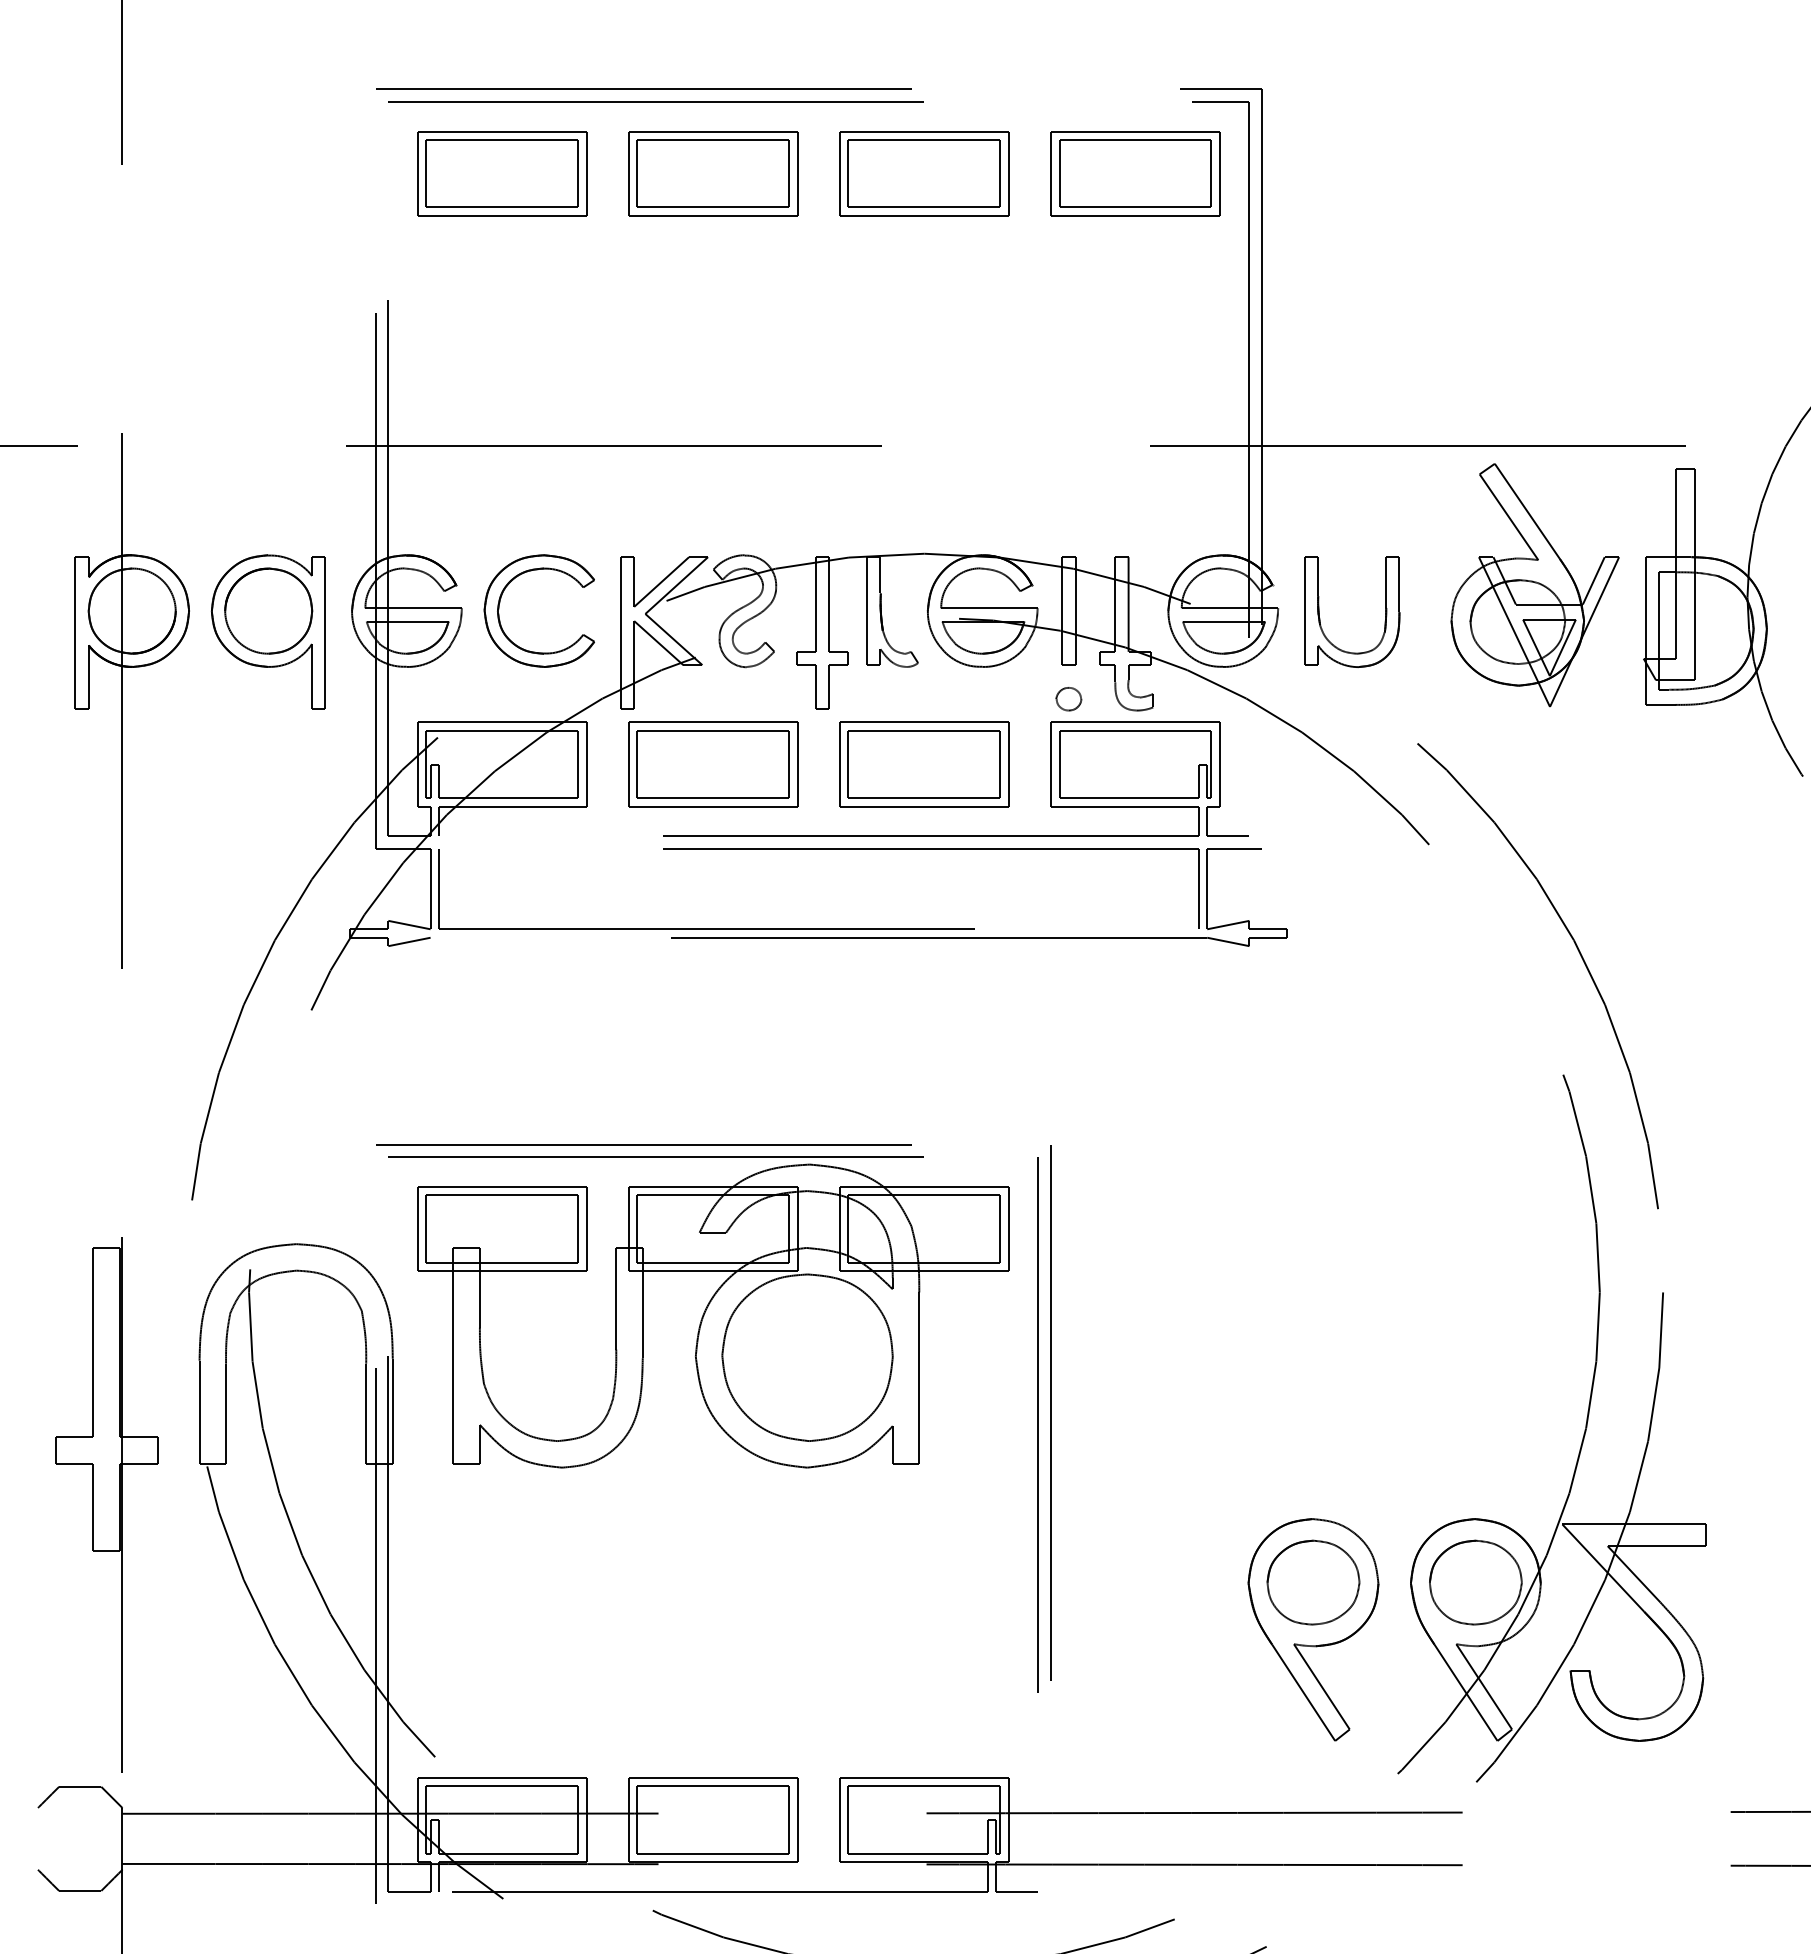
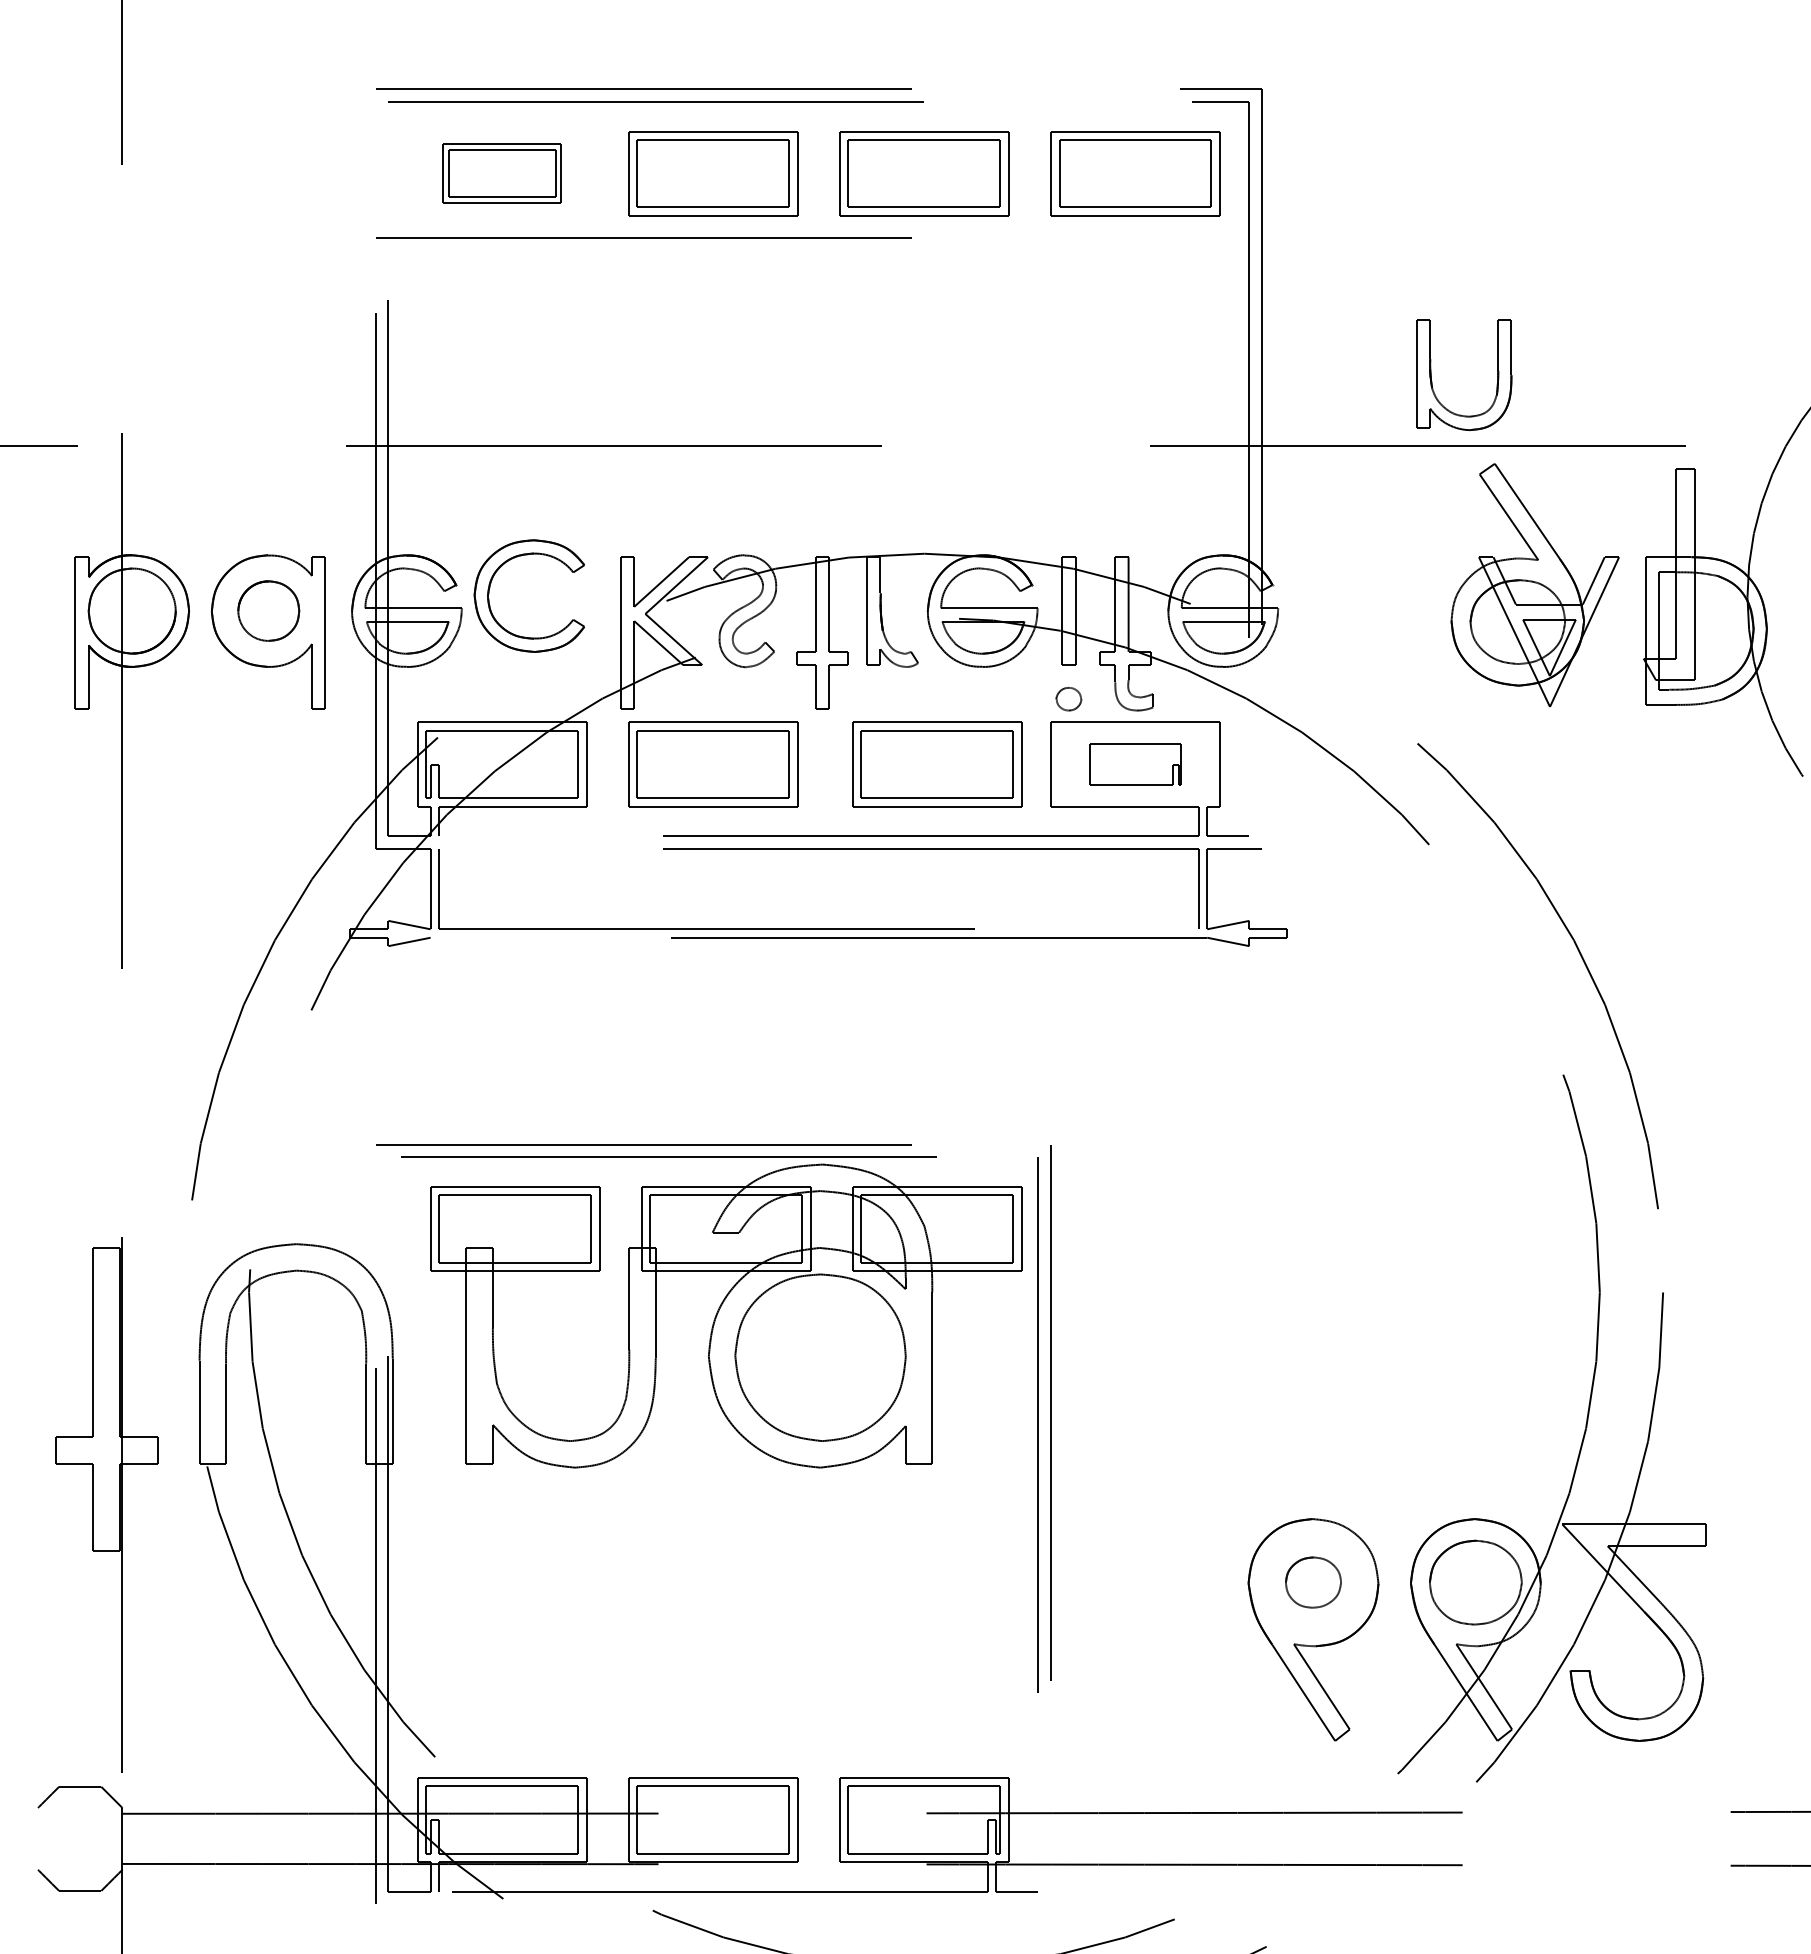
part size: 171x86 px -> 120x61 px (501, 173)
line: none -> present (643, 237)
part position: (500, 602) -> (490, 587) (490, 587)
part size: 90x88 px -> 64x62 px (268, 610)
part position: (1320, 618) -> (1432, 381) (1432, 381)
part position: (924, 764) -> (937, 764) (937, 764)
part size: 153x69 px -> 93x43 px (1135, 764)
part position: (698, 1312) -> (711, 1312) (711, 1312)
part size: 95x87 px -> 57x53 px (1313, 1582)
